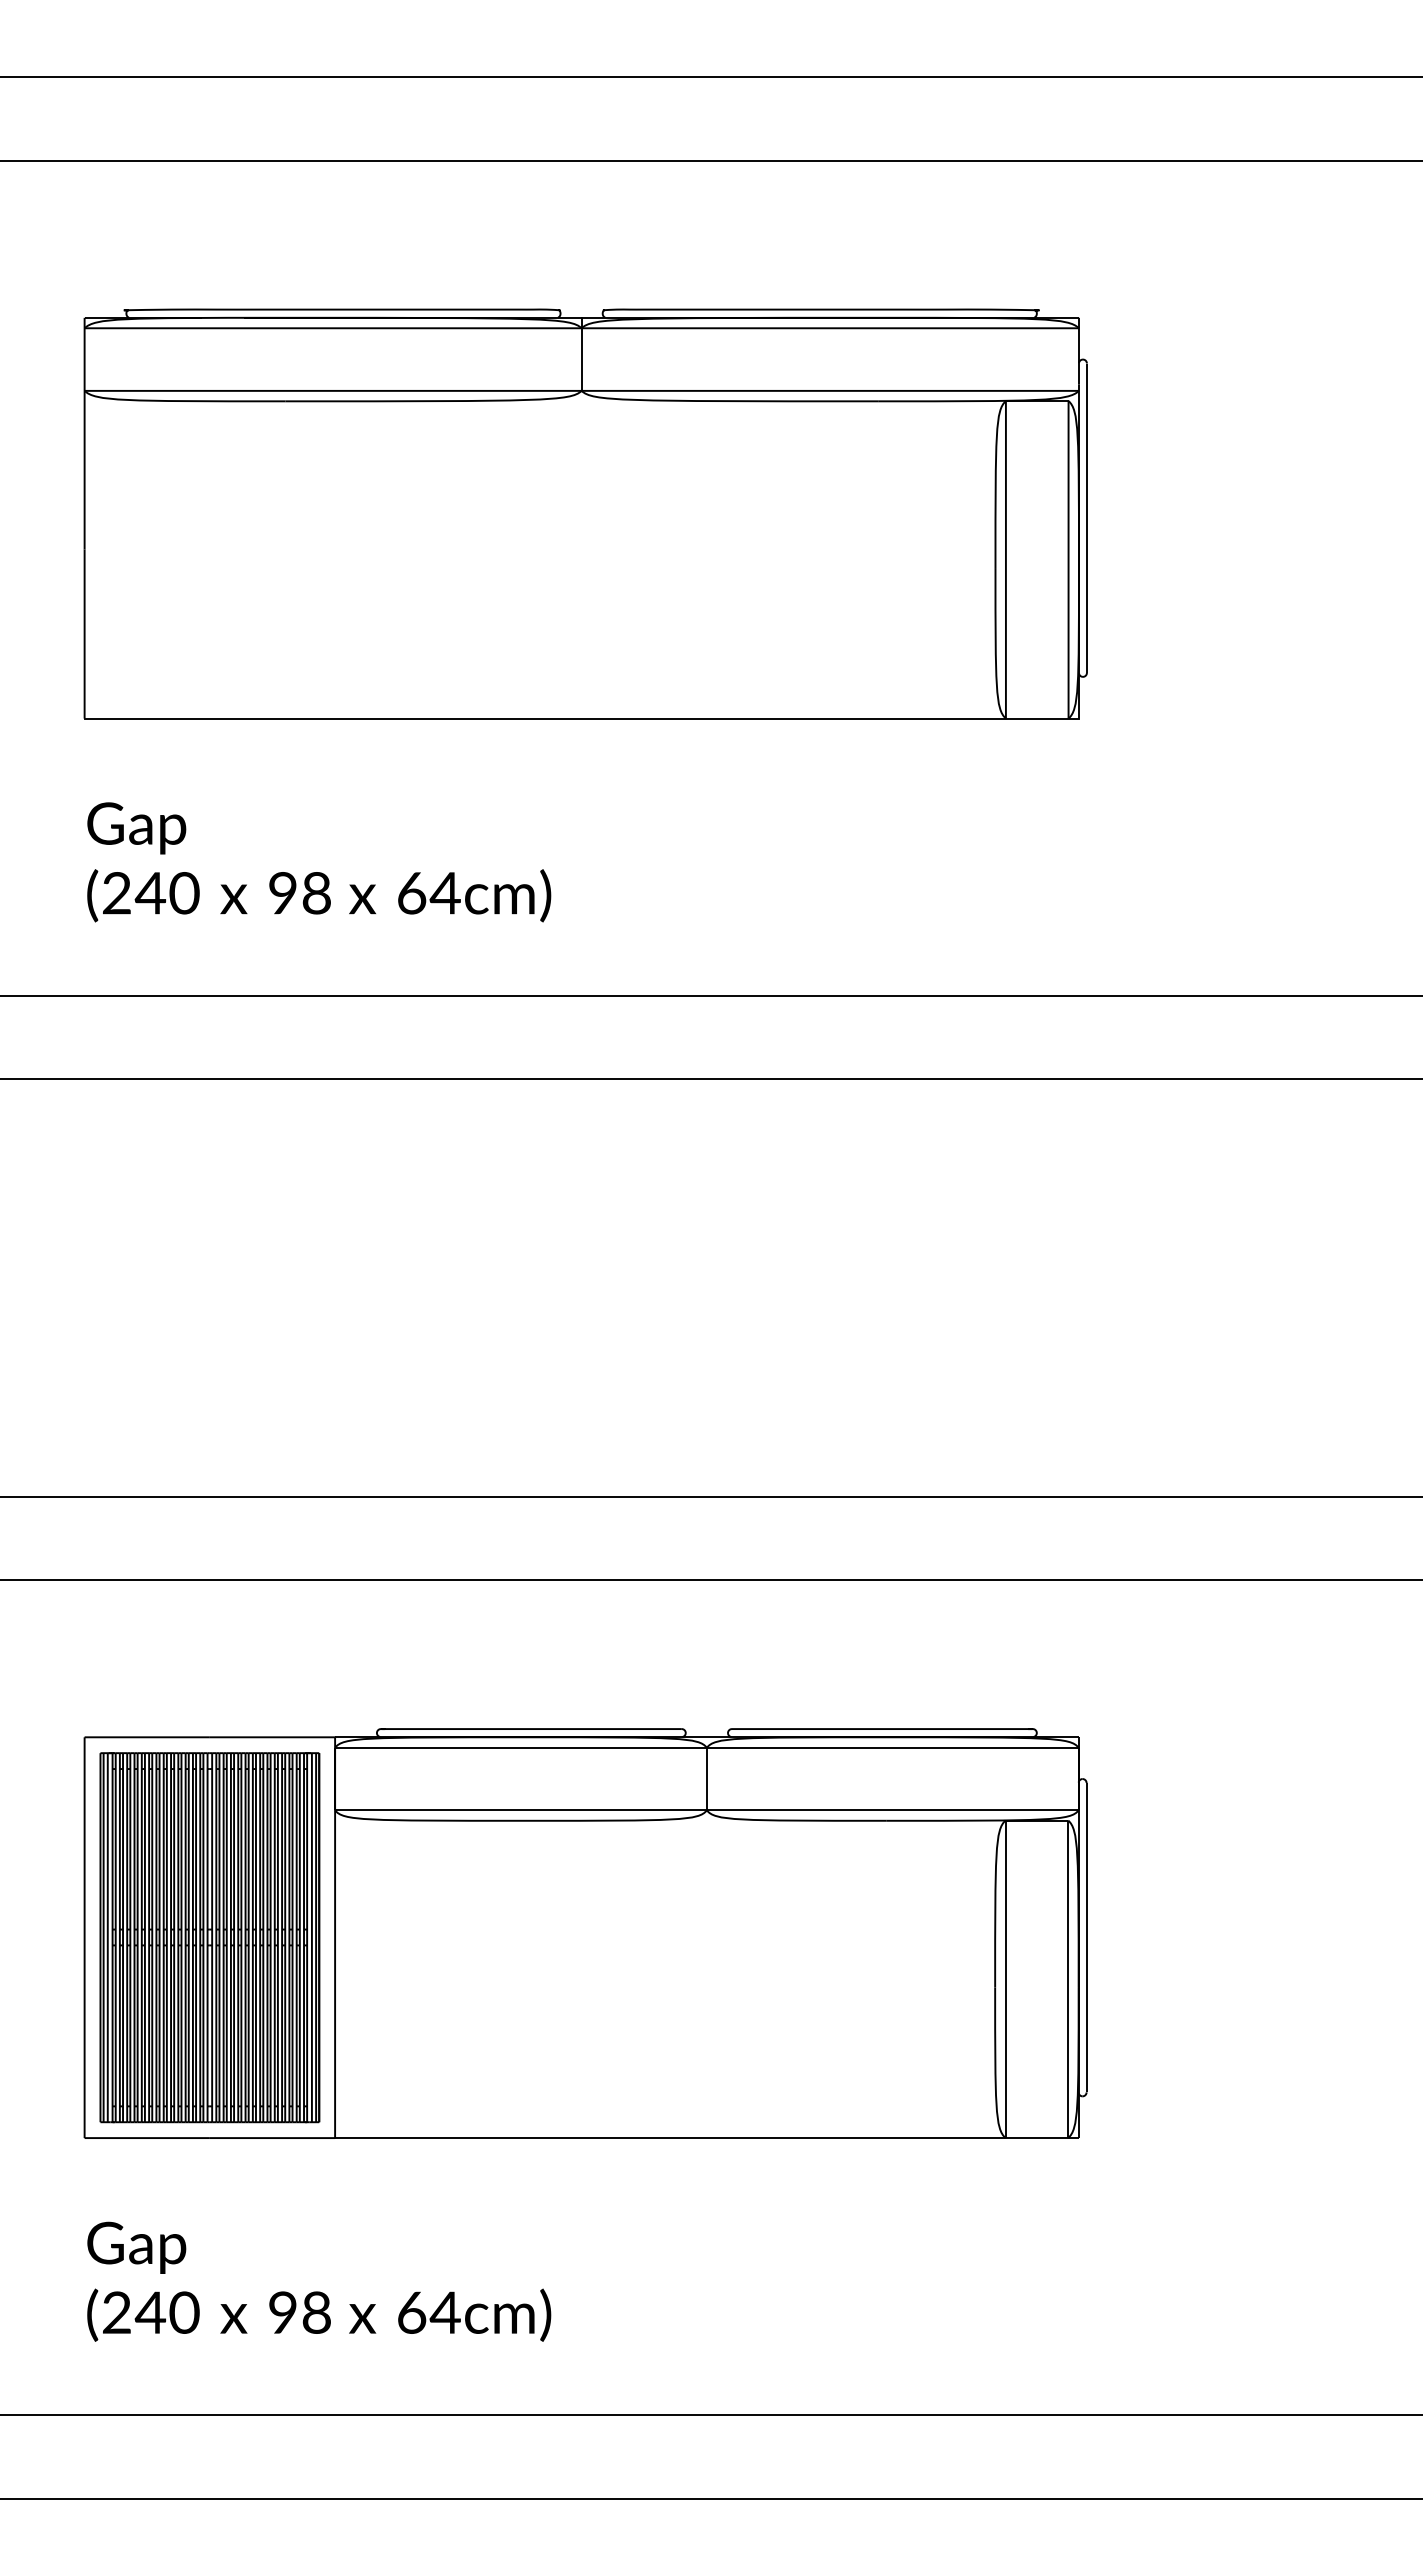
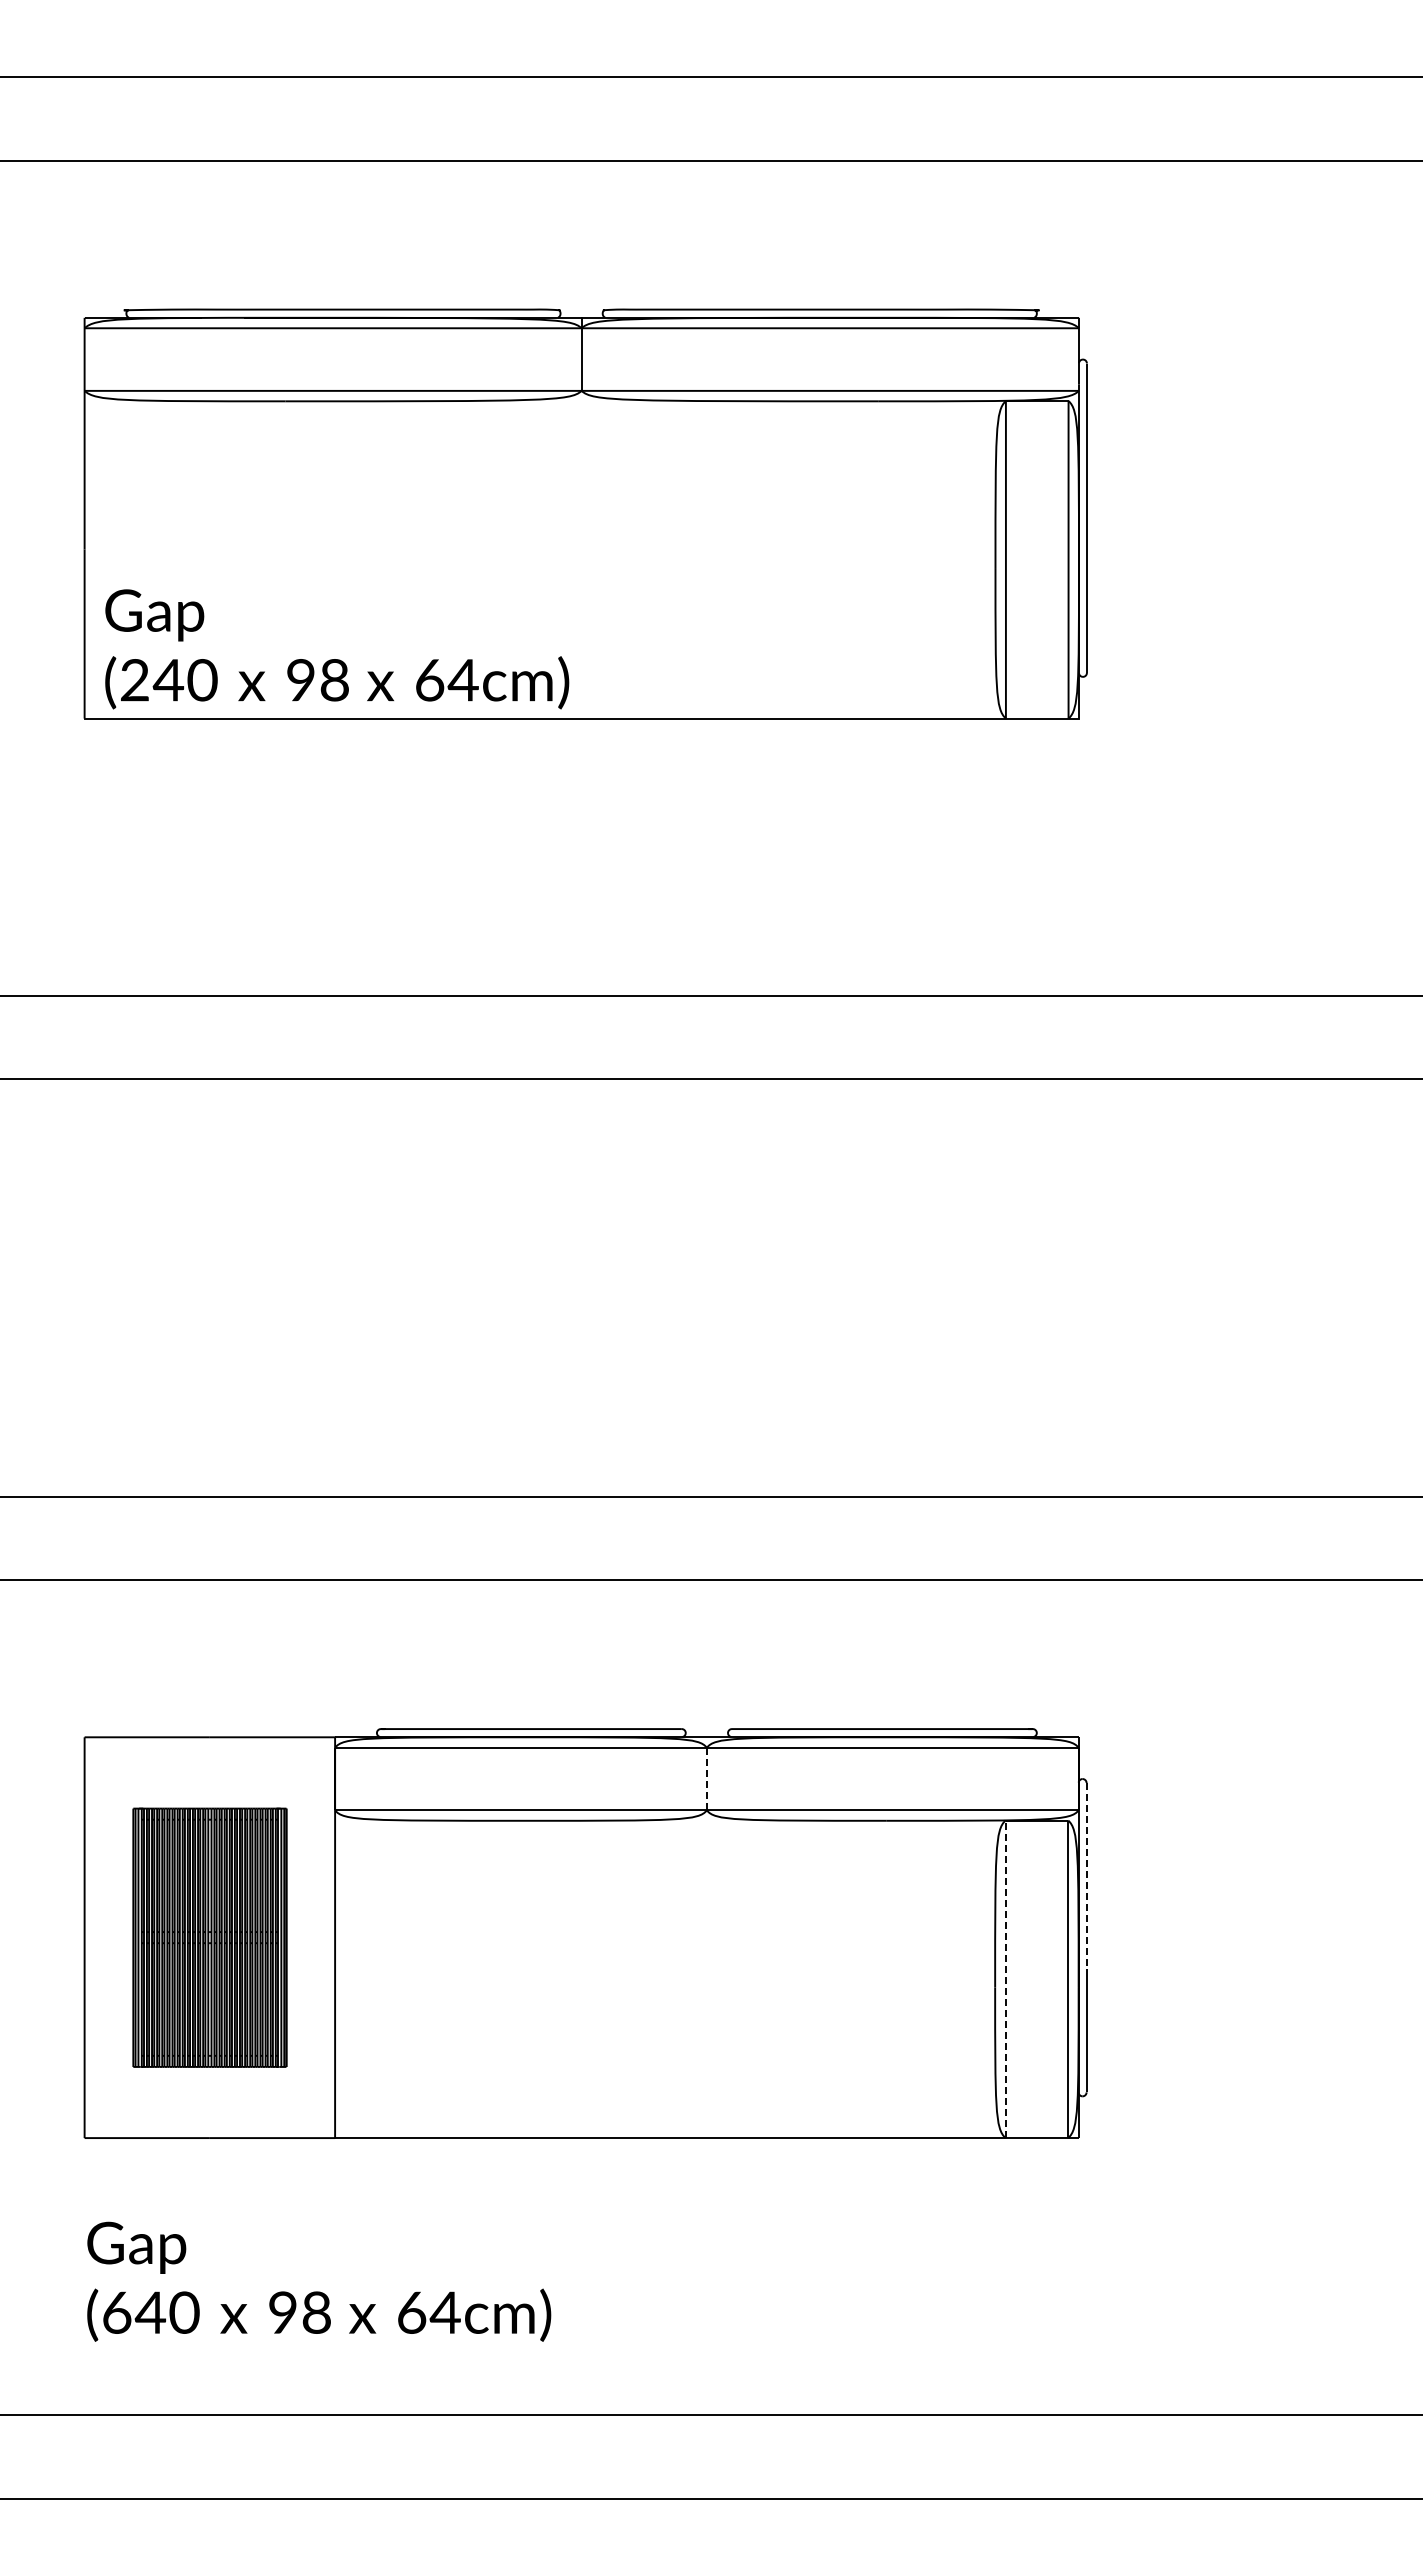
text position: (319, 862) -> (337, 649) (337, 649)
line: solid -> dashed (706, 1779)
line: solid -> dashed (1086, 1876)
part size: 222x372 px -> 156x261 px (209, 1937)
line: solid -> dashed (1005, 1979)
text: (240 -> (640 (117, 2312)
